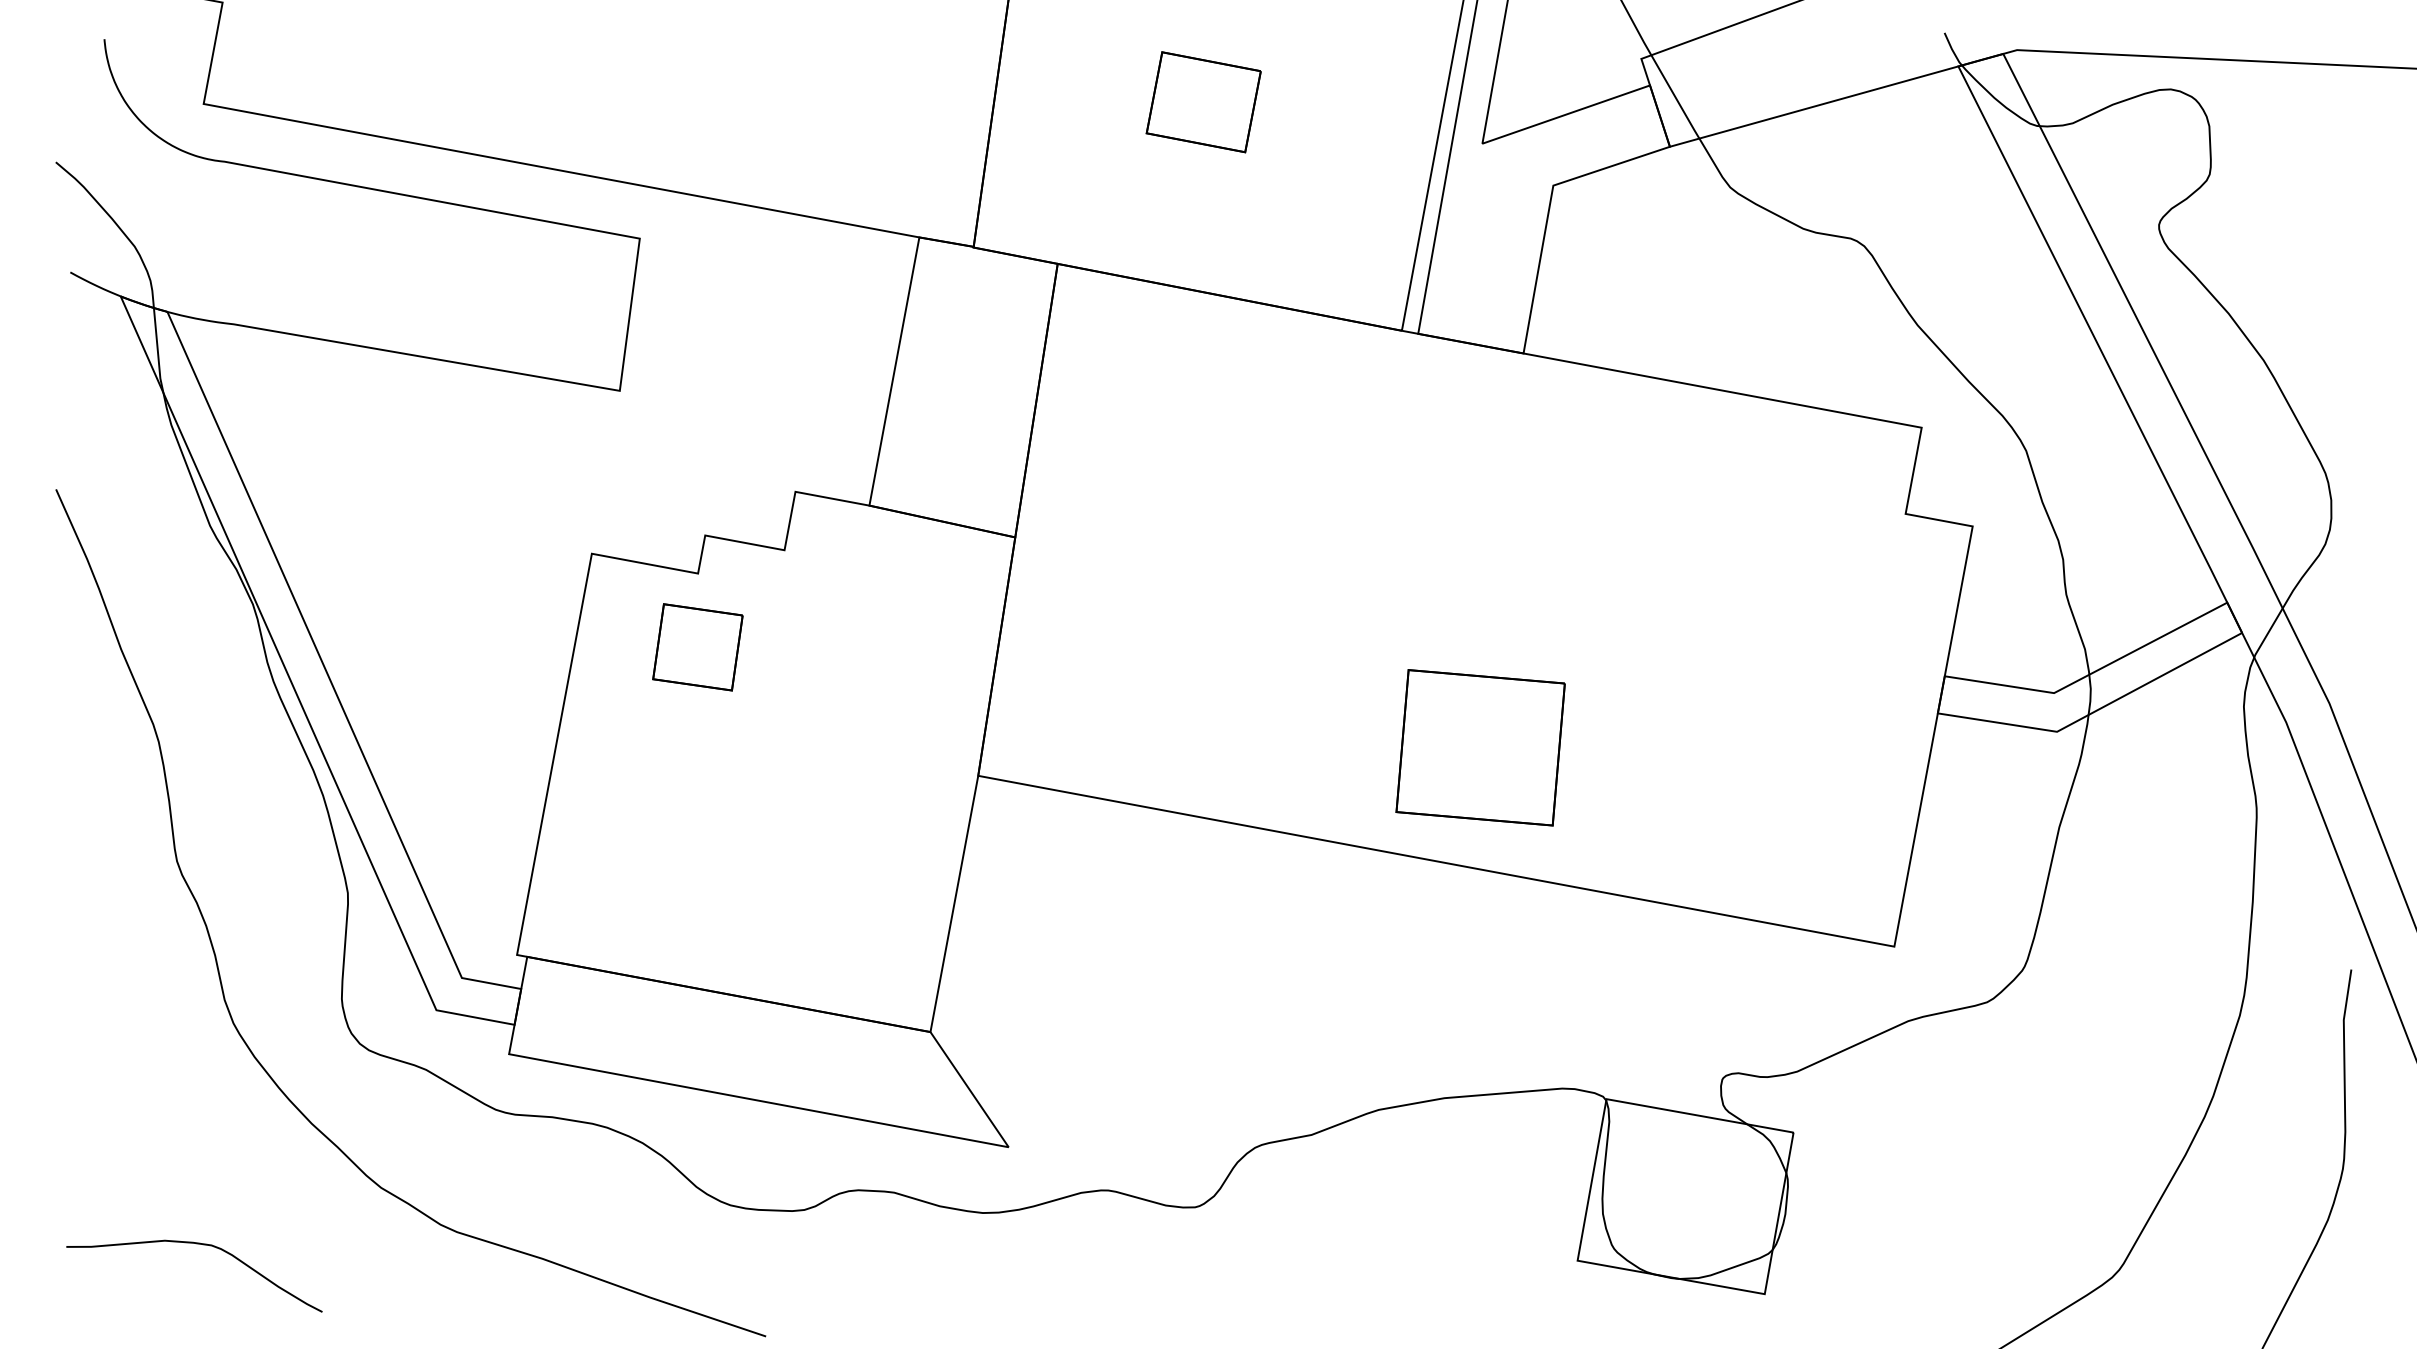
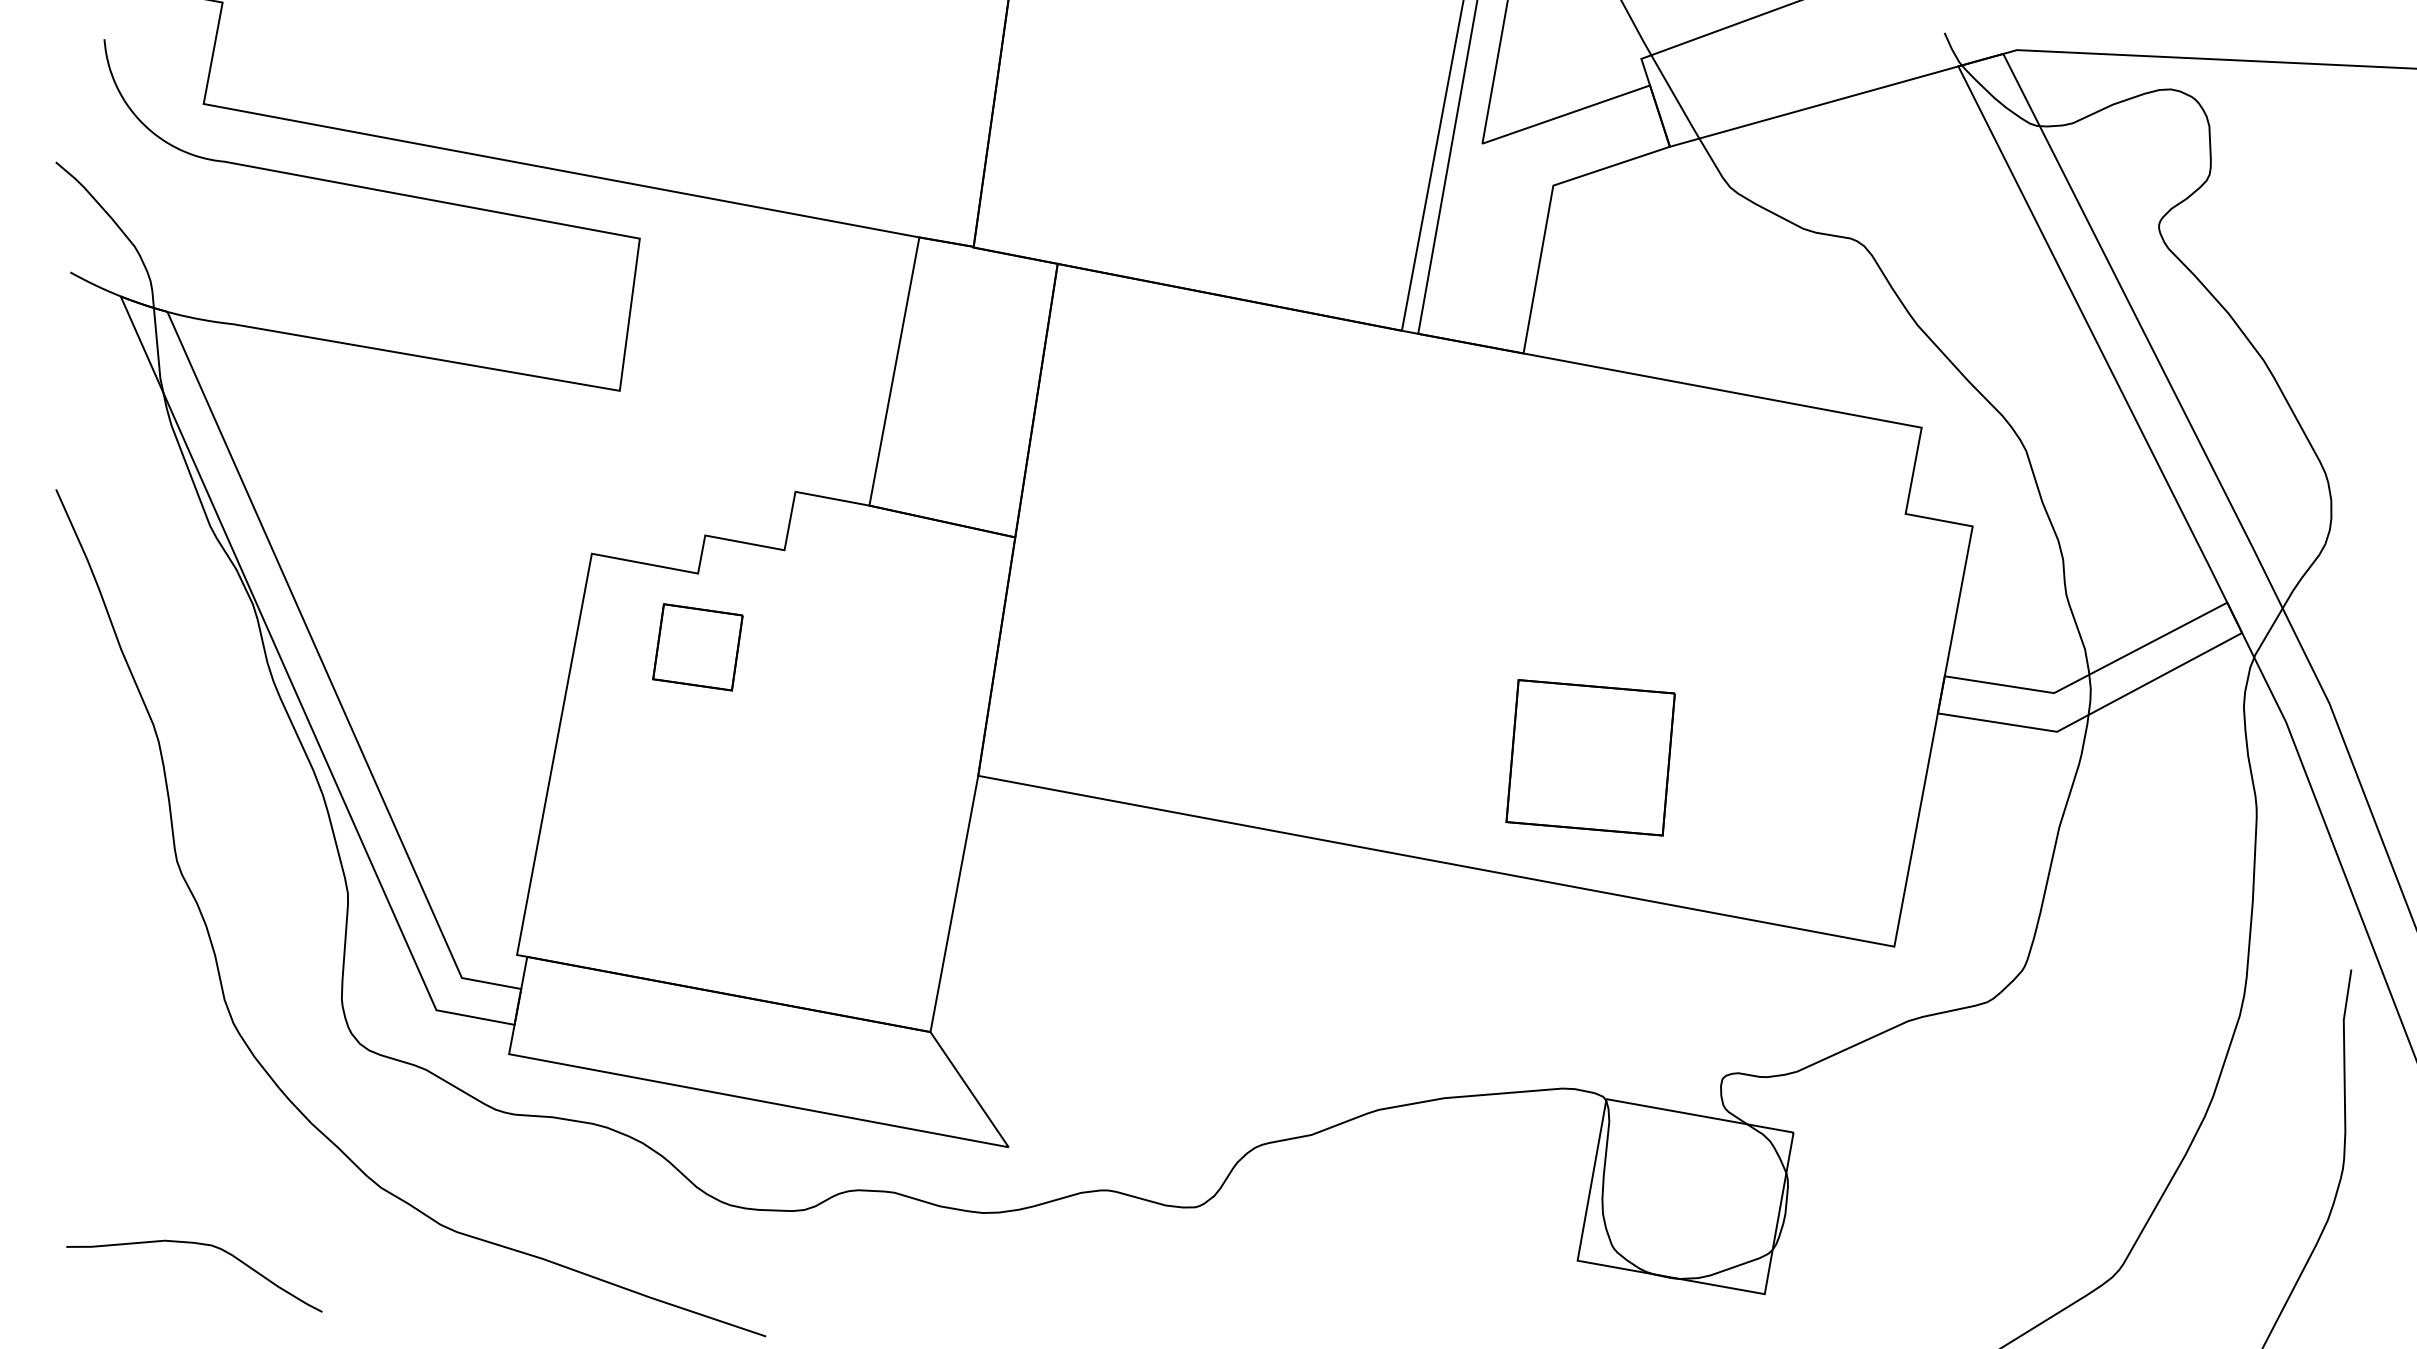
part: present -> none (1203, 102)
part position: (1480, 747) -> (1590, 757) (1590, 757)
